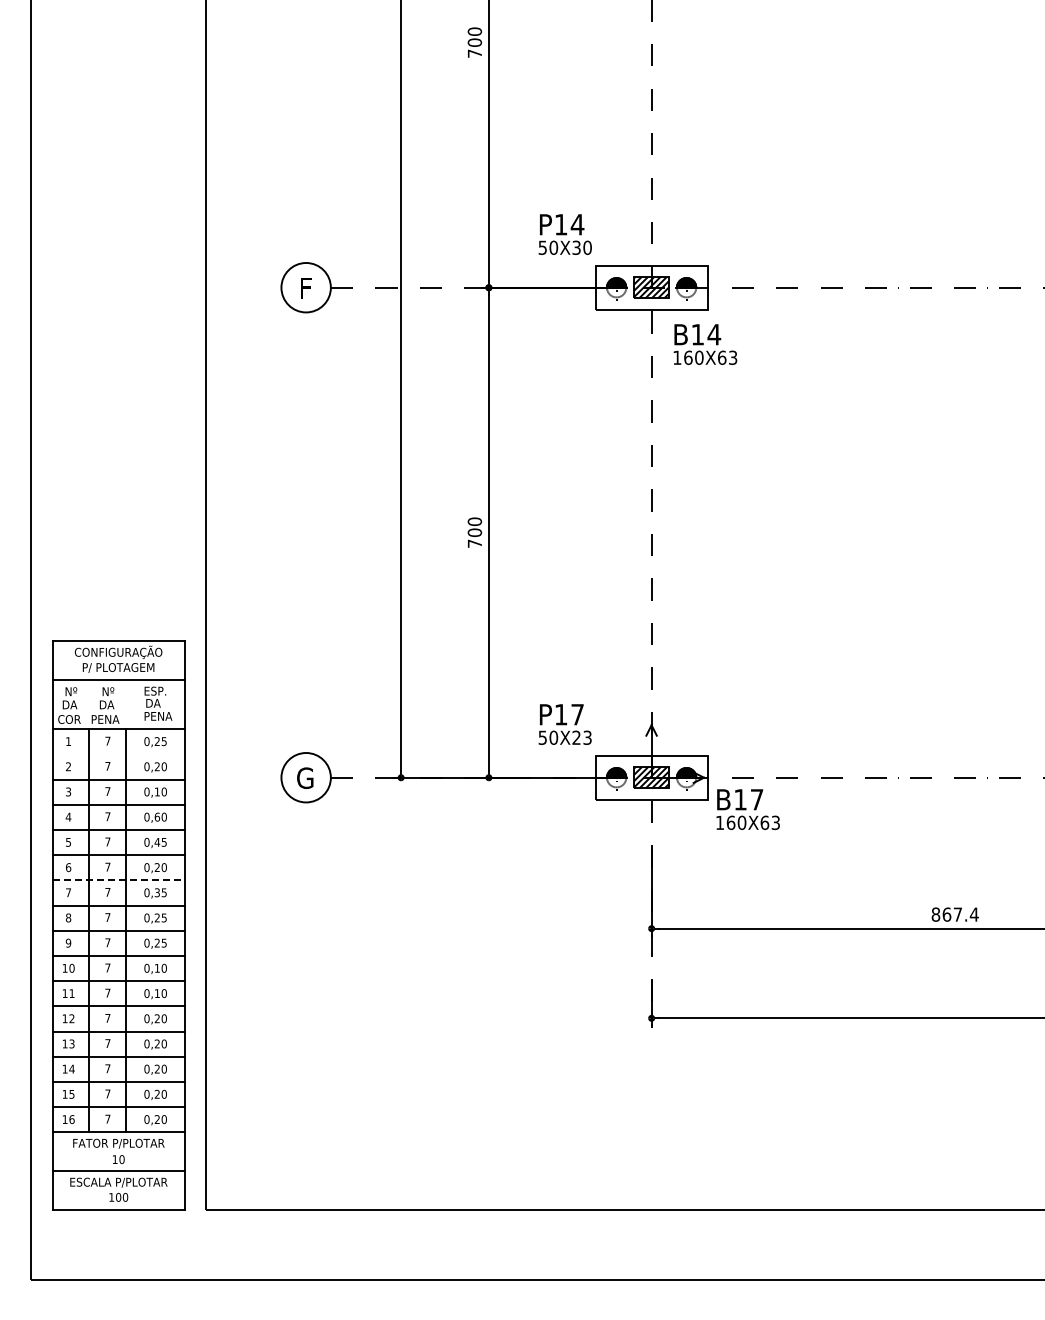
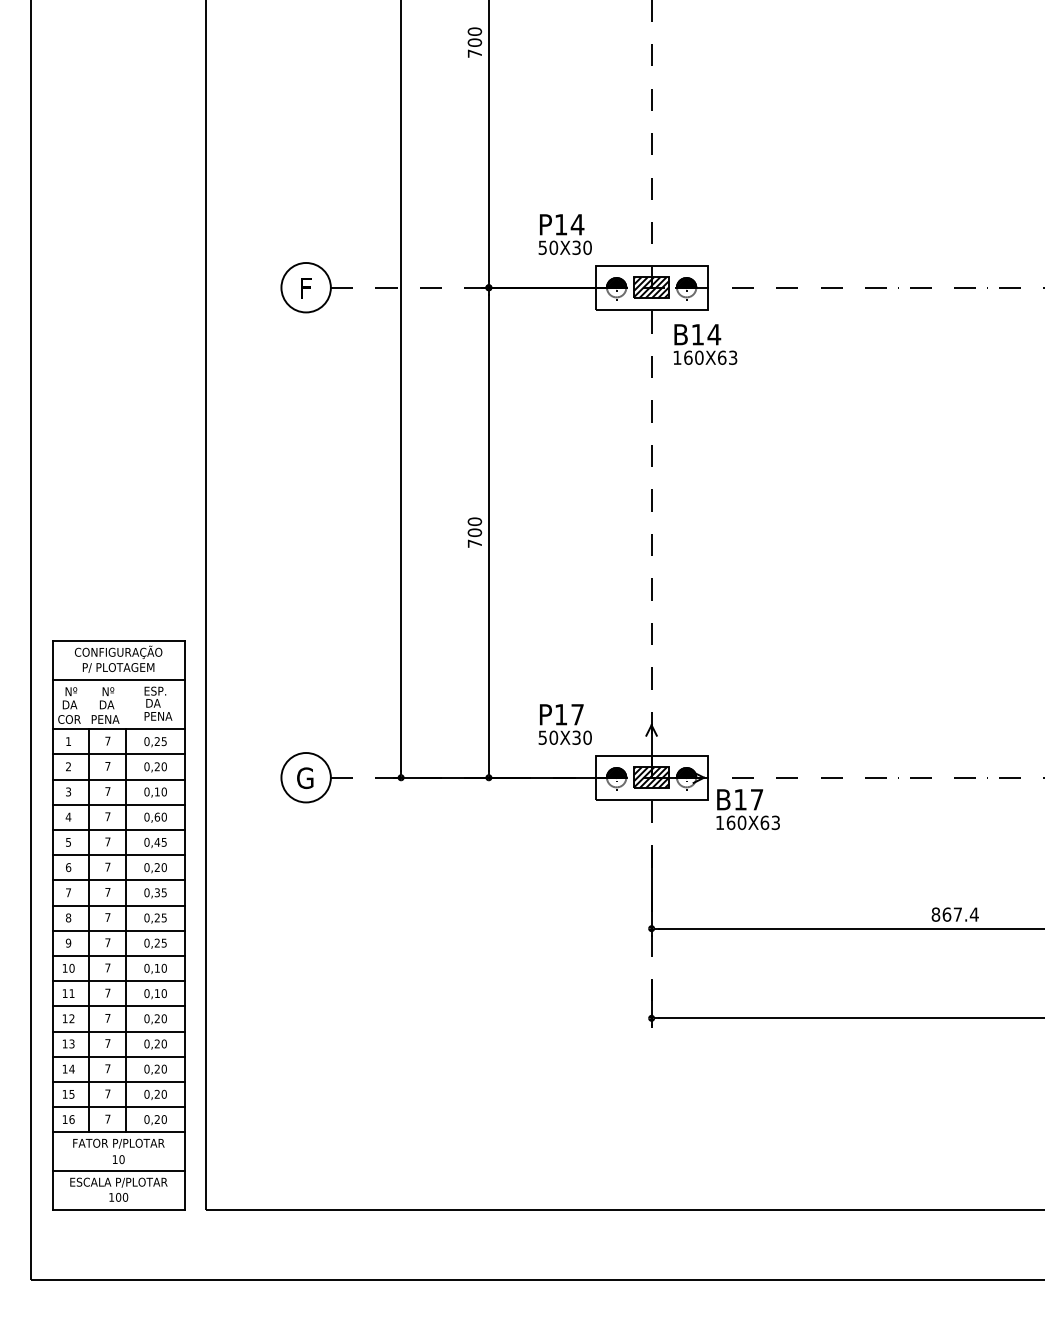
text: 50X23 -> 50X30 (581, 737)
line: none -> present (118, 754)
line: dashed -> solid (119, 880)
